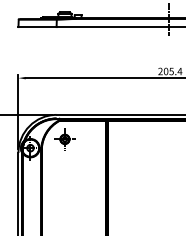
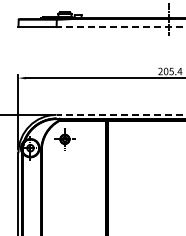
line: solid -> dashed (120, 27)
line: solid -> dashed (120, 114)
